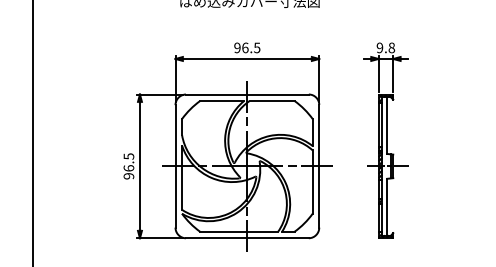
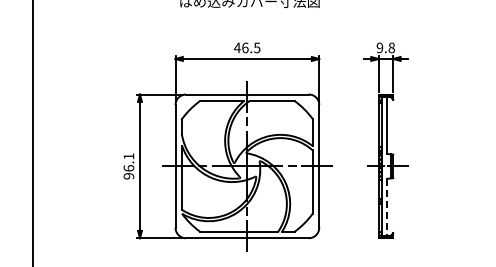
text: 96.5 -> 46.5 (237, 47)
text: 96.5 -> 96.1 (128, 156)
line: solid -> dashed (387, 207)
